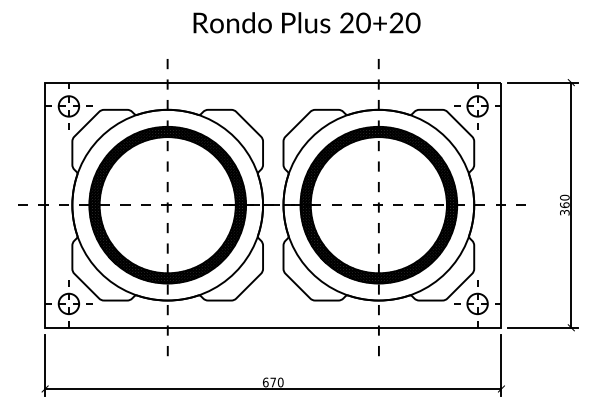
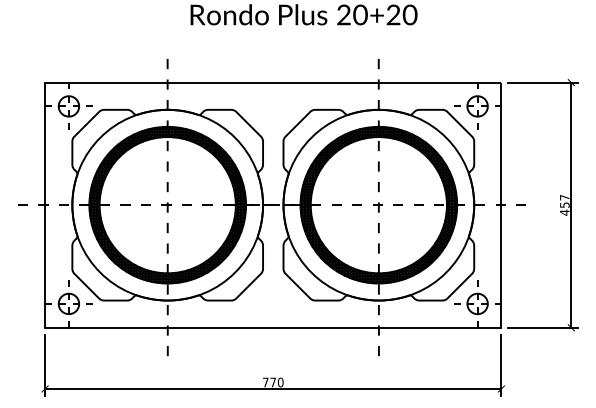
text position: (306, 22) -> (303, 14) (303, 14)
text: 360 -> 457 (564, 204)
text: 670 -> 770 (265, 382)
